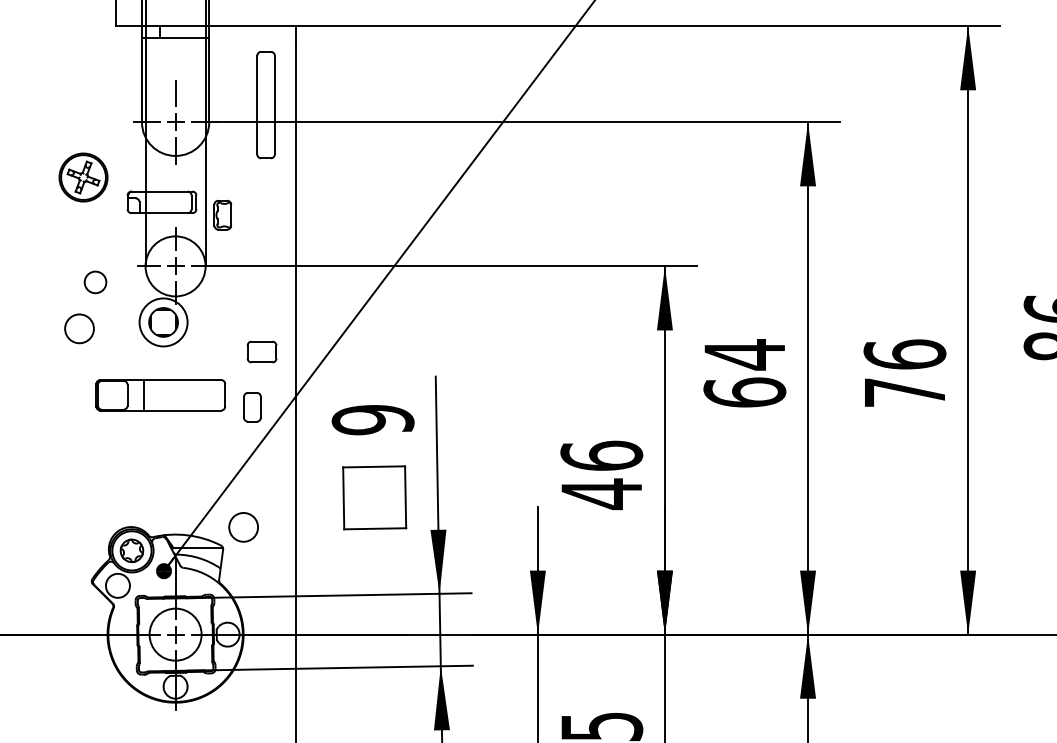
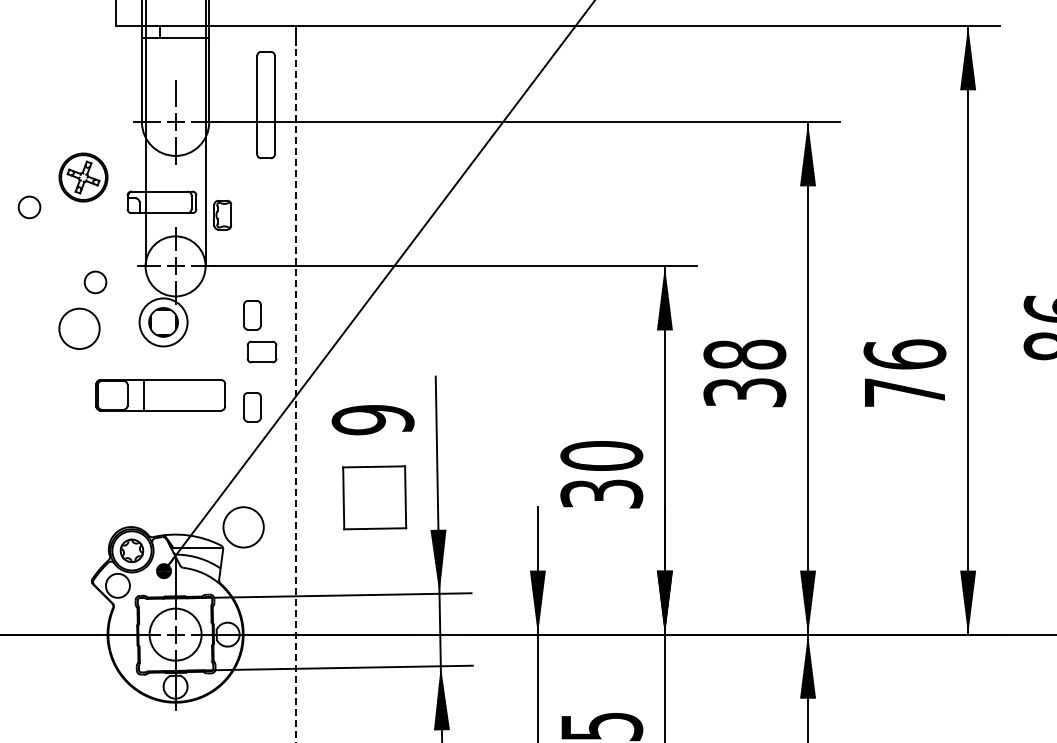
circle: none -> present (29, 207)
part: none -> present (252, 315)
circle diameter: 29 px -> 40 px (79, 328)
text: 64 -> 38 (744, 373)
line: solid -> dashed (295, 393)
text: 46 -> 30 (601, 475)
circle diameter: 29 px -> 40 px (243, 527)
